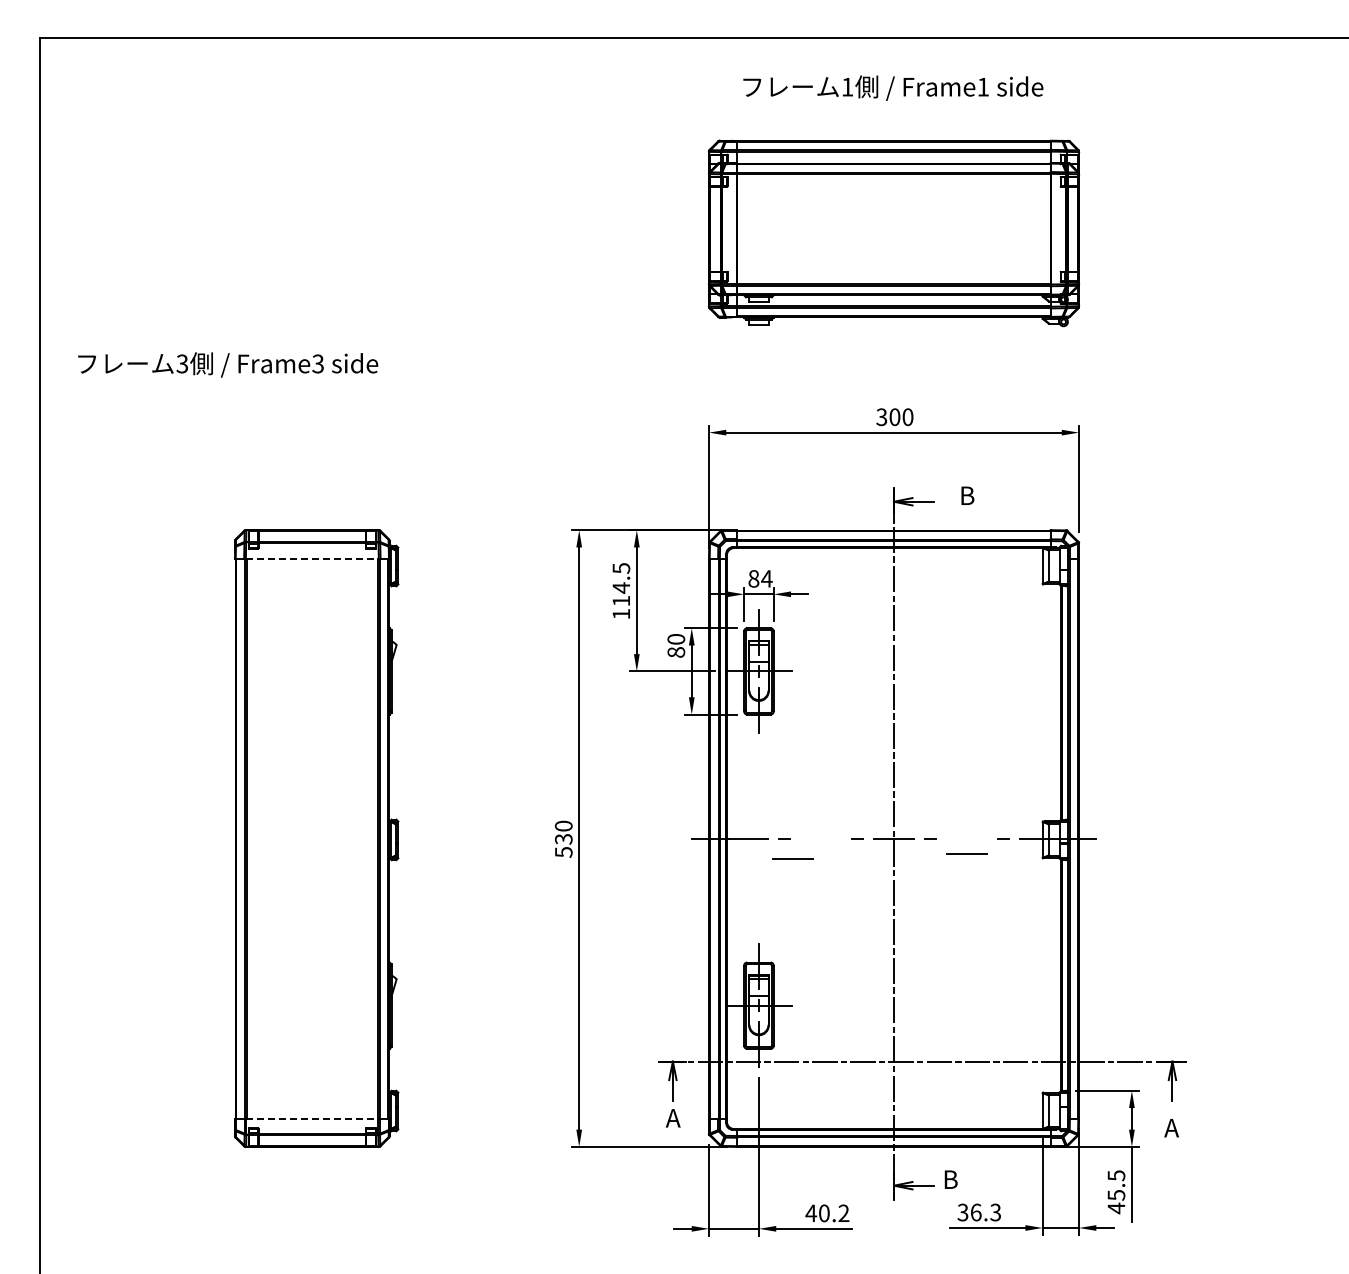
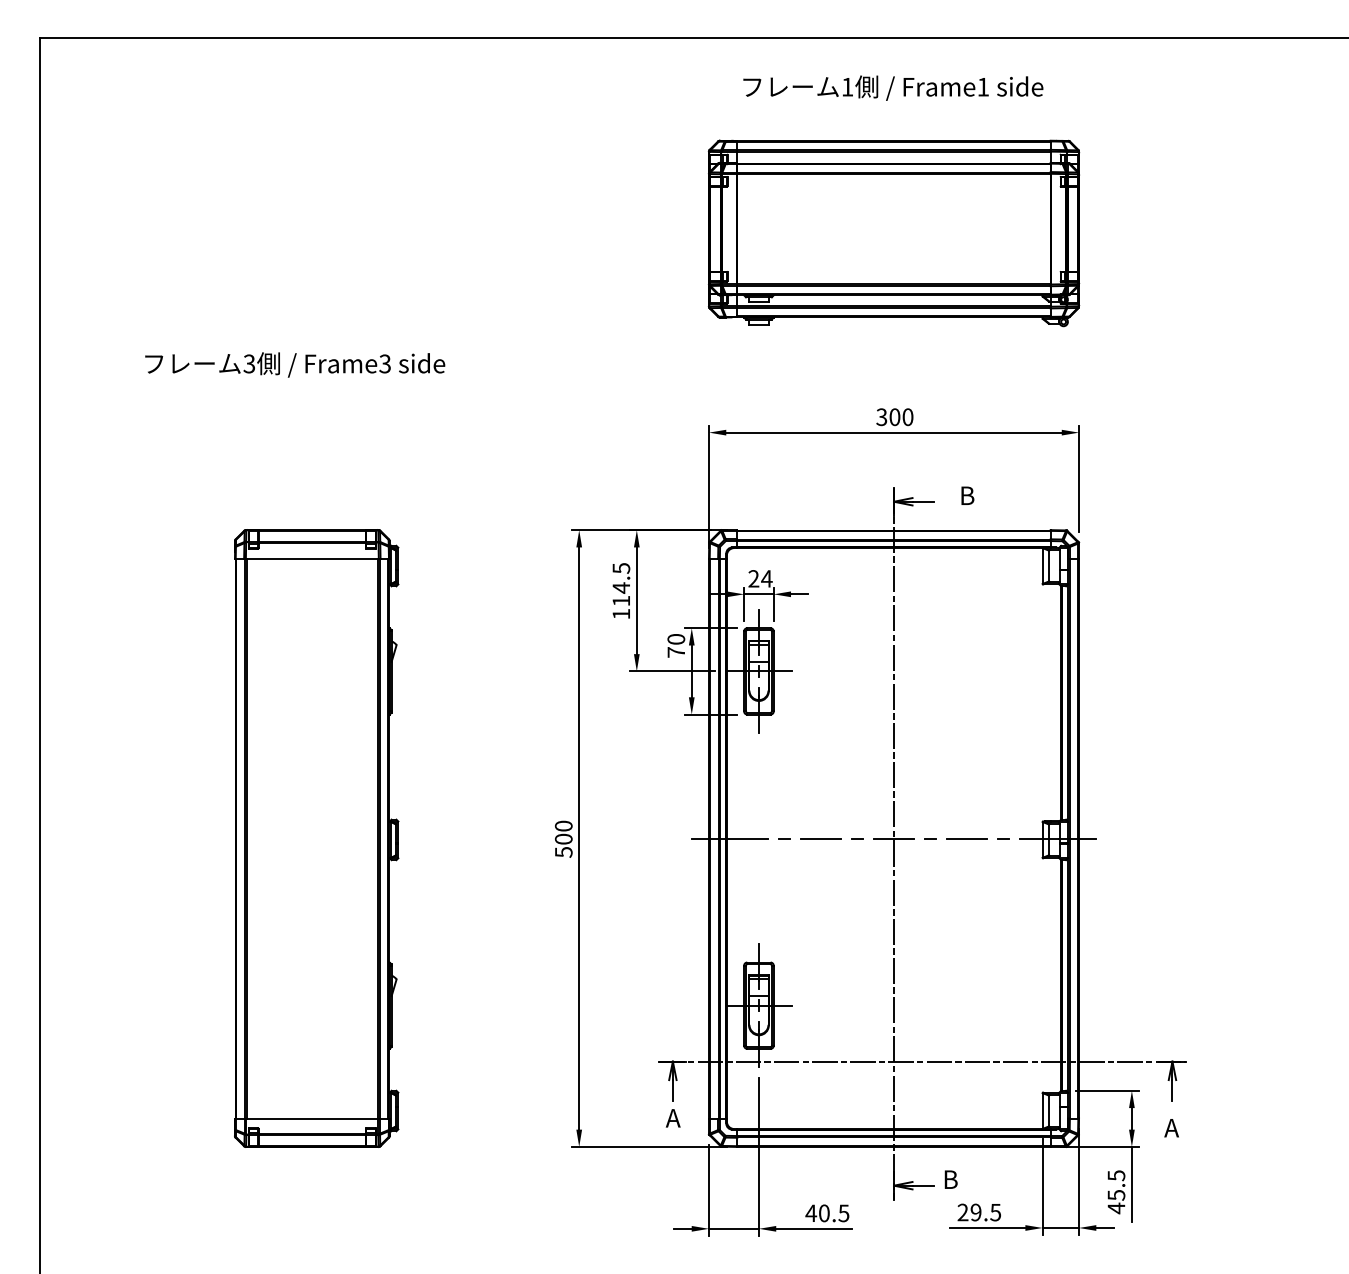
text position: (228, 364) -> (295, 364) (295, 364)
line: dashed -> solid (312, 558)
text: 84 -> 24 (753, 578)
text: 80 -> 70 (676, 652)
text: 530 -> 500 (563, 838)
line position: (966, 853) -> (966, 838) (966, 838)
line position: (792, 858) -> (820, 838) (820, 838)
line: dashed -> solid (312, 1118)
text: 36.3 -> 29.5 (979, 1212)
text: 40.2 -> 40.5 (843, 1213)
